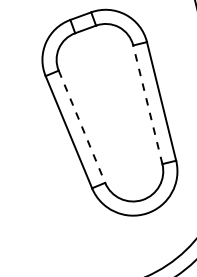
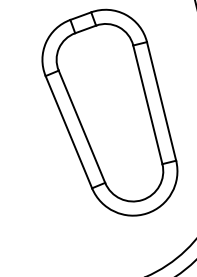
line: dashed -> solid (147, 104)
line: dashed -> solid (81, 126)
